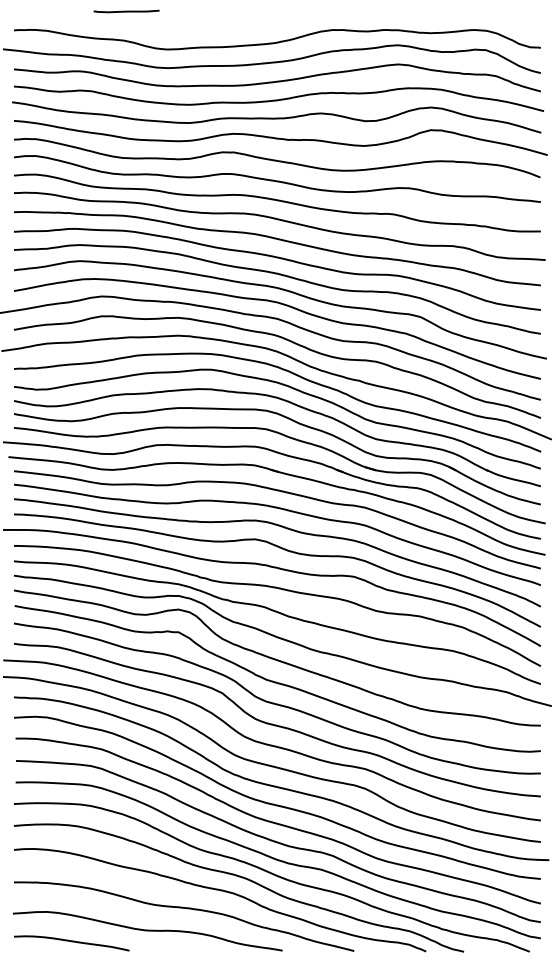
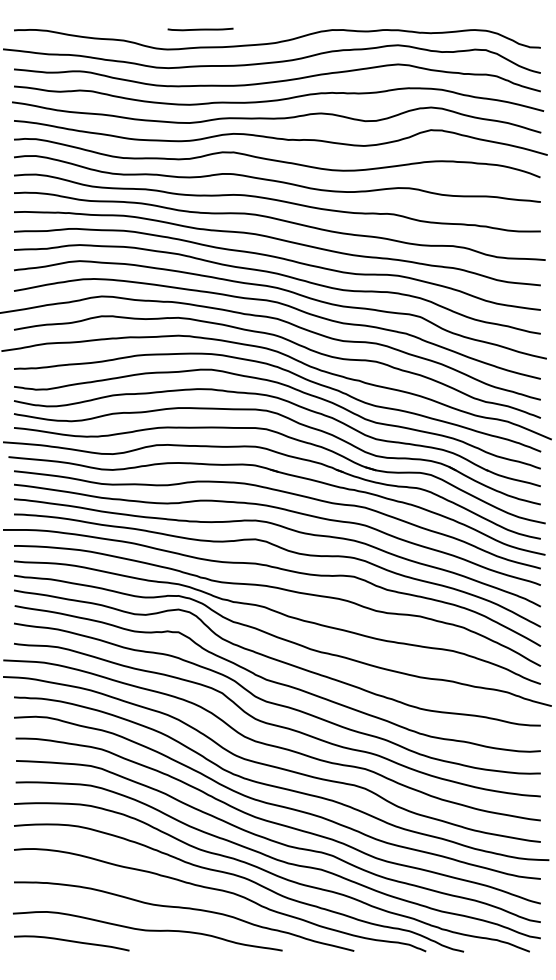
line position: (126, 11) -> (200, 29) (200, 29)
